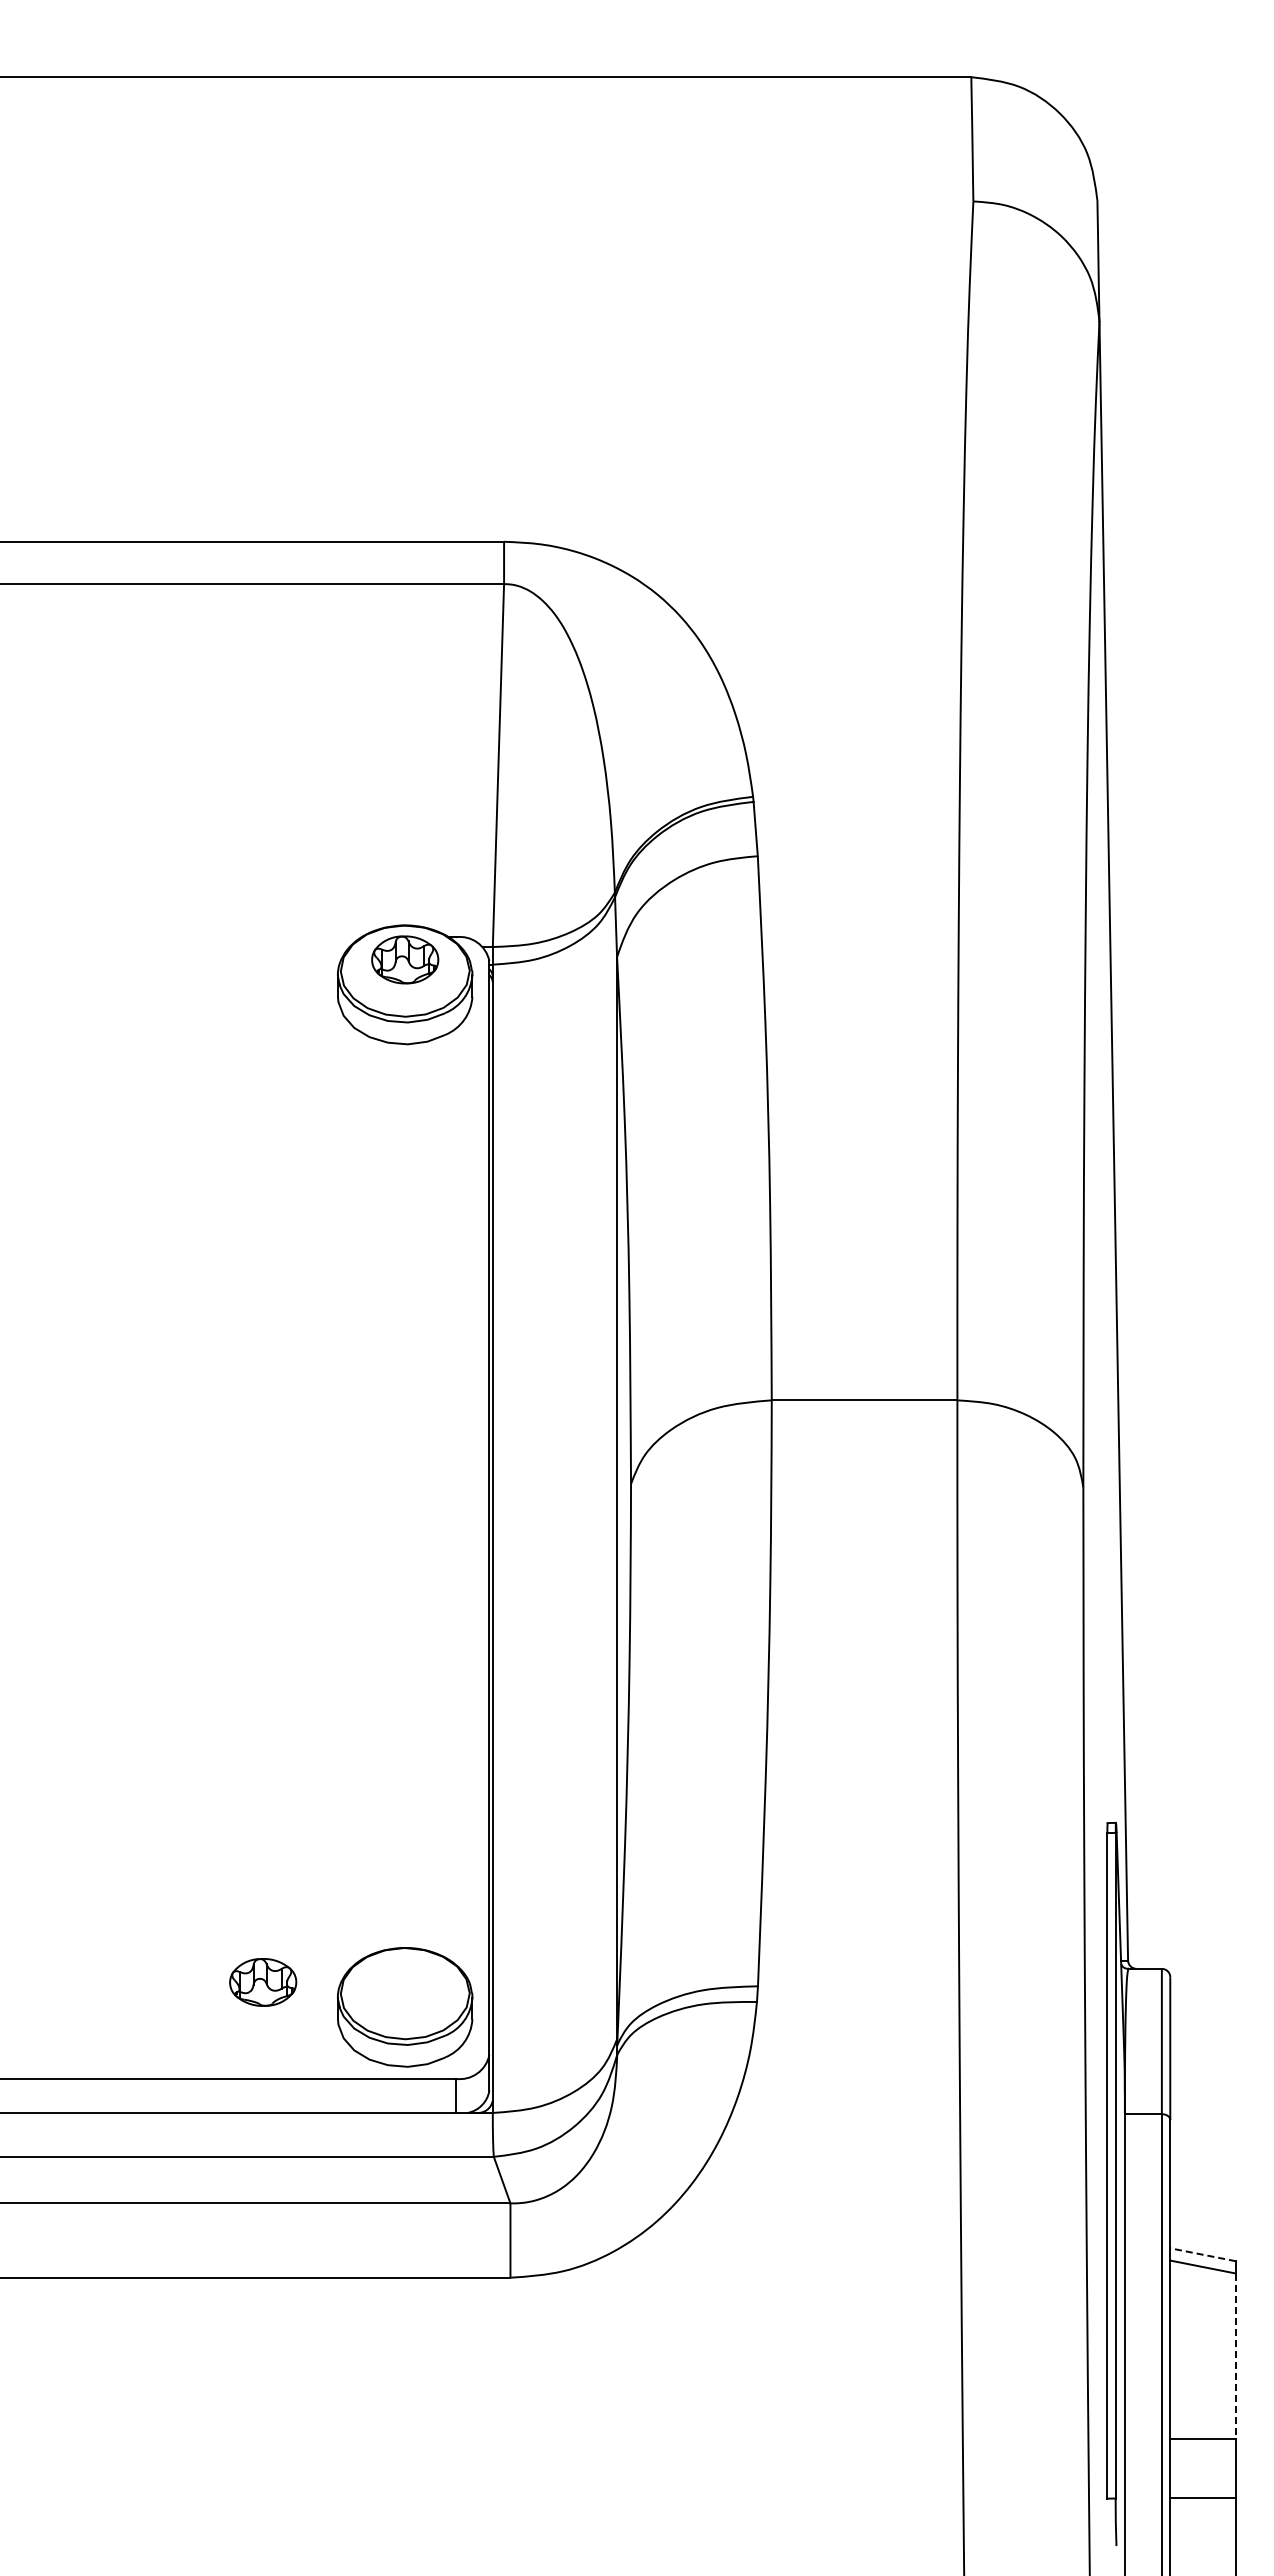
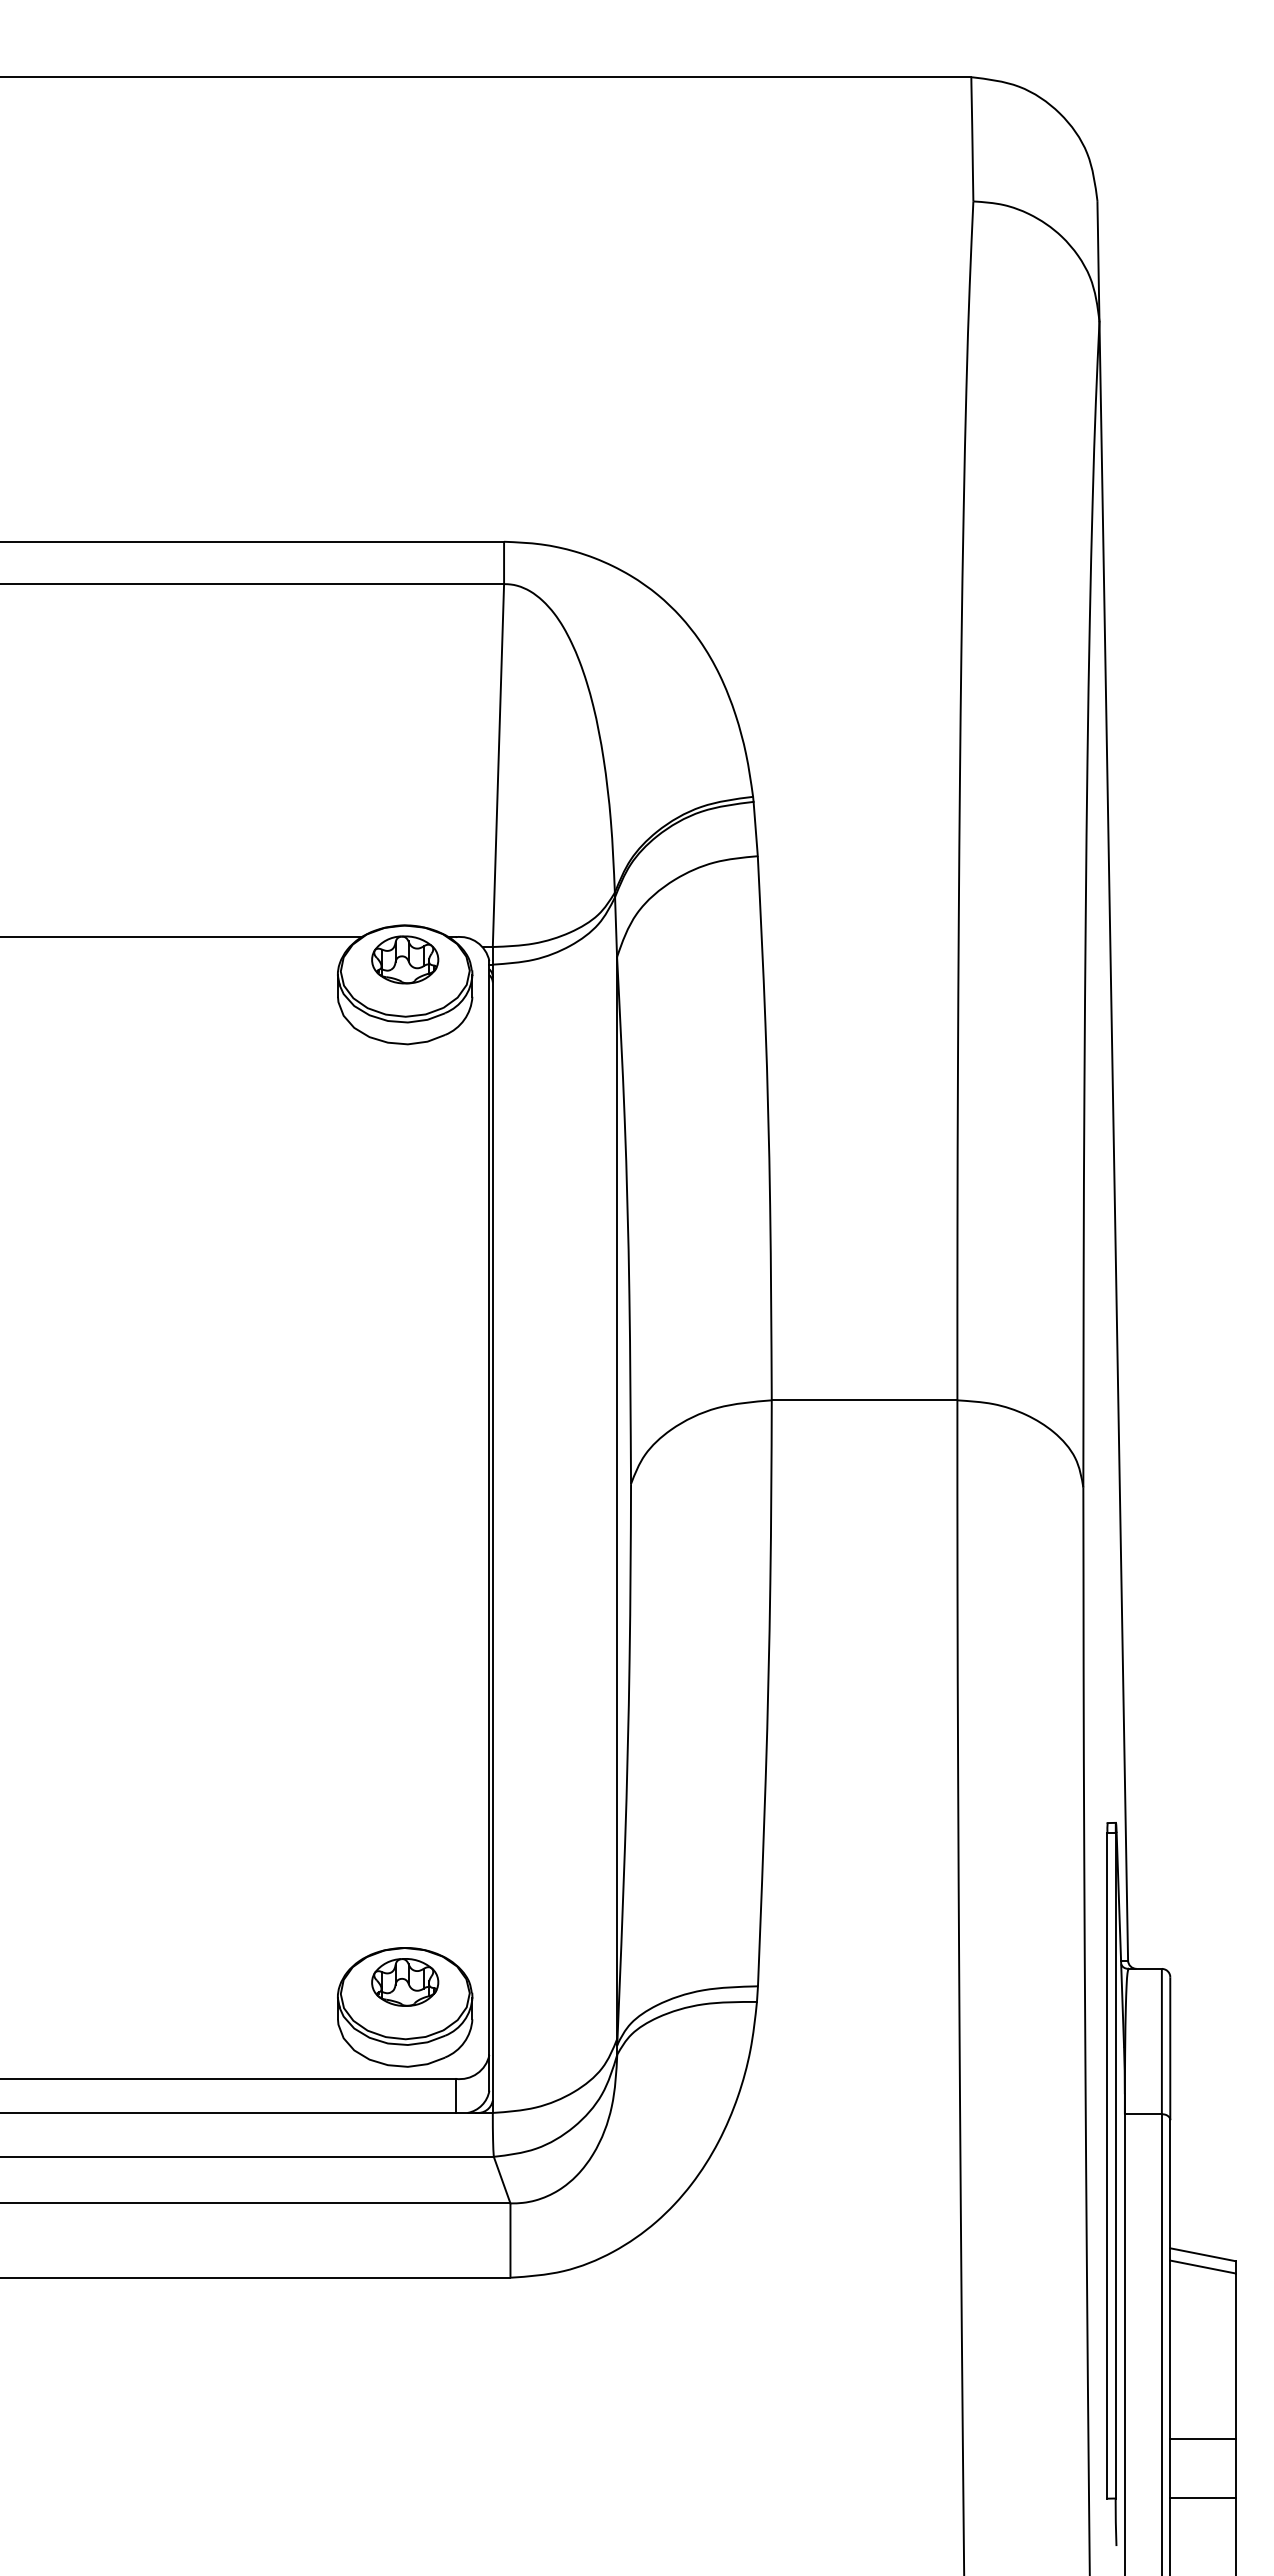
line: none -> present (182, 937)
part position: (263, 1982) -> (405, 1982) (405, 1982)
line: dashed -> solid (1202, 2254)
line: dashed -> solid (1235, 2356)
